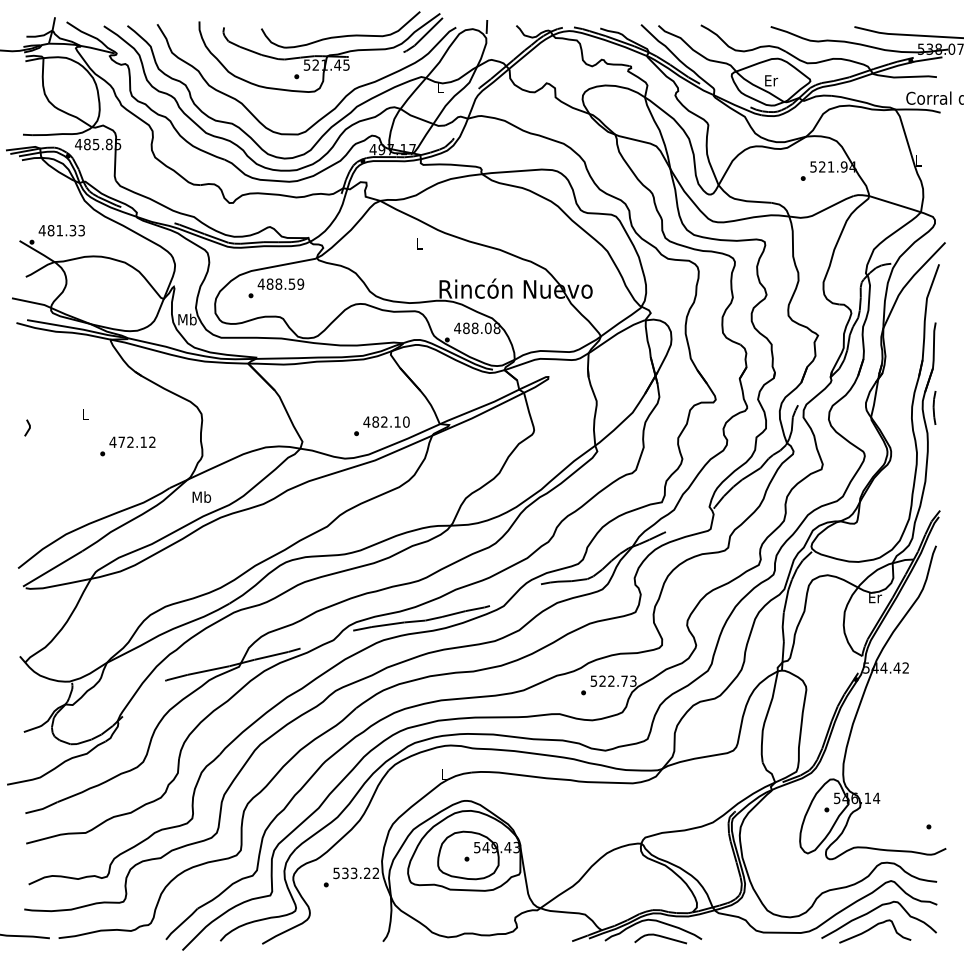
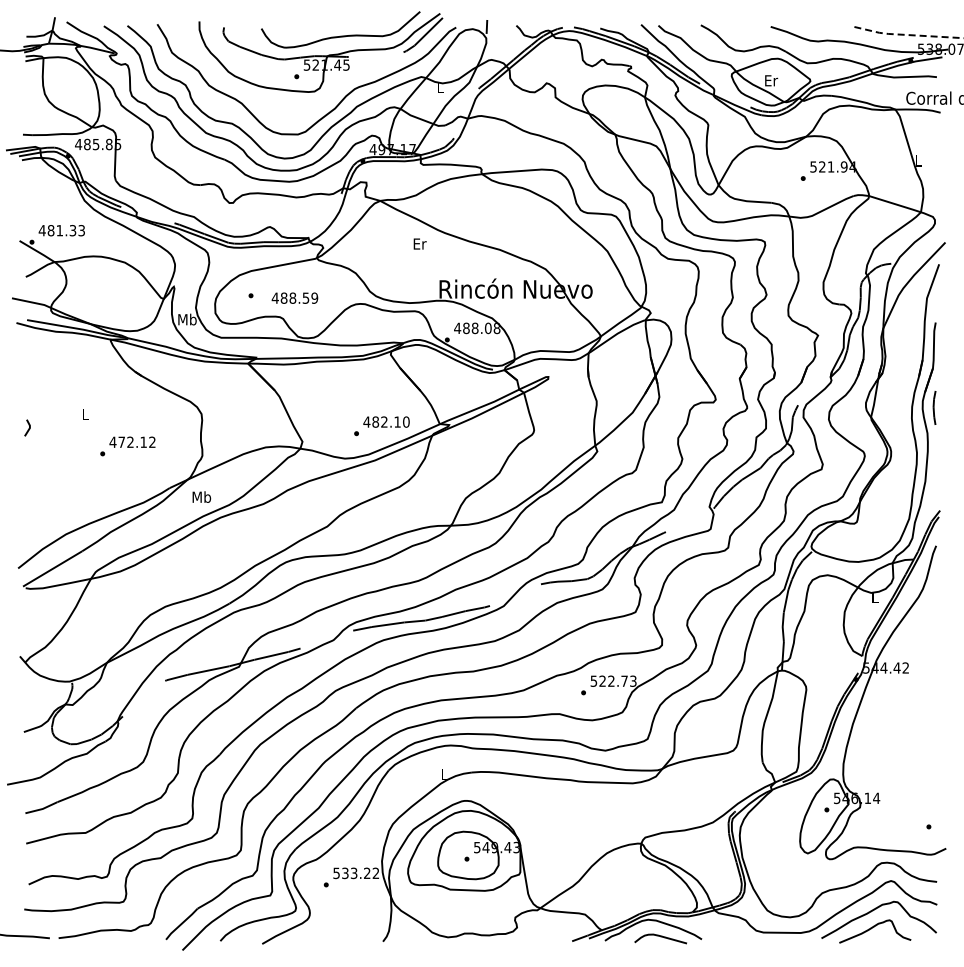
line: solid -> dashed (907, 35)
text: L -> Er (419, 243)
text position: (280, 283) -> (294, 297) (294, 297)
text: Er -> L (875, 598)
